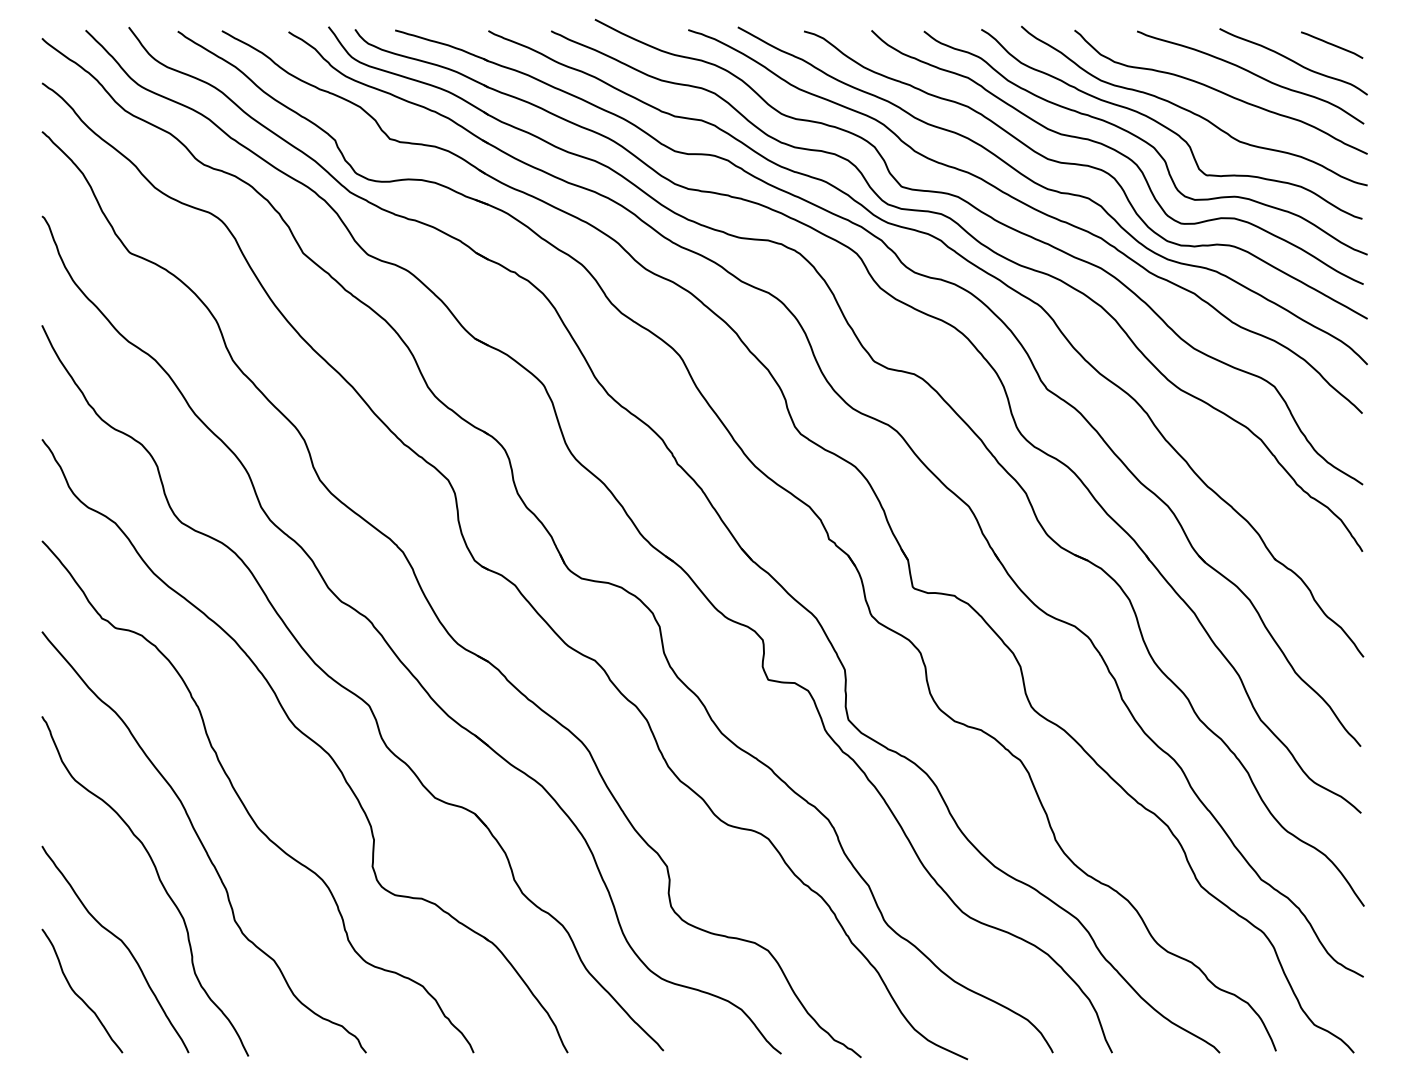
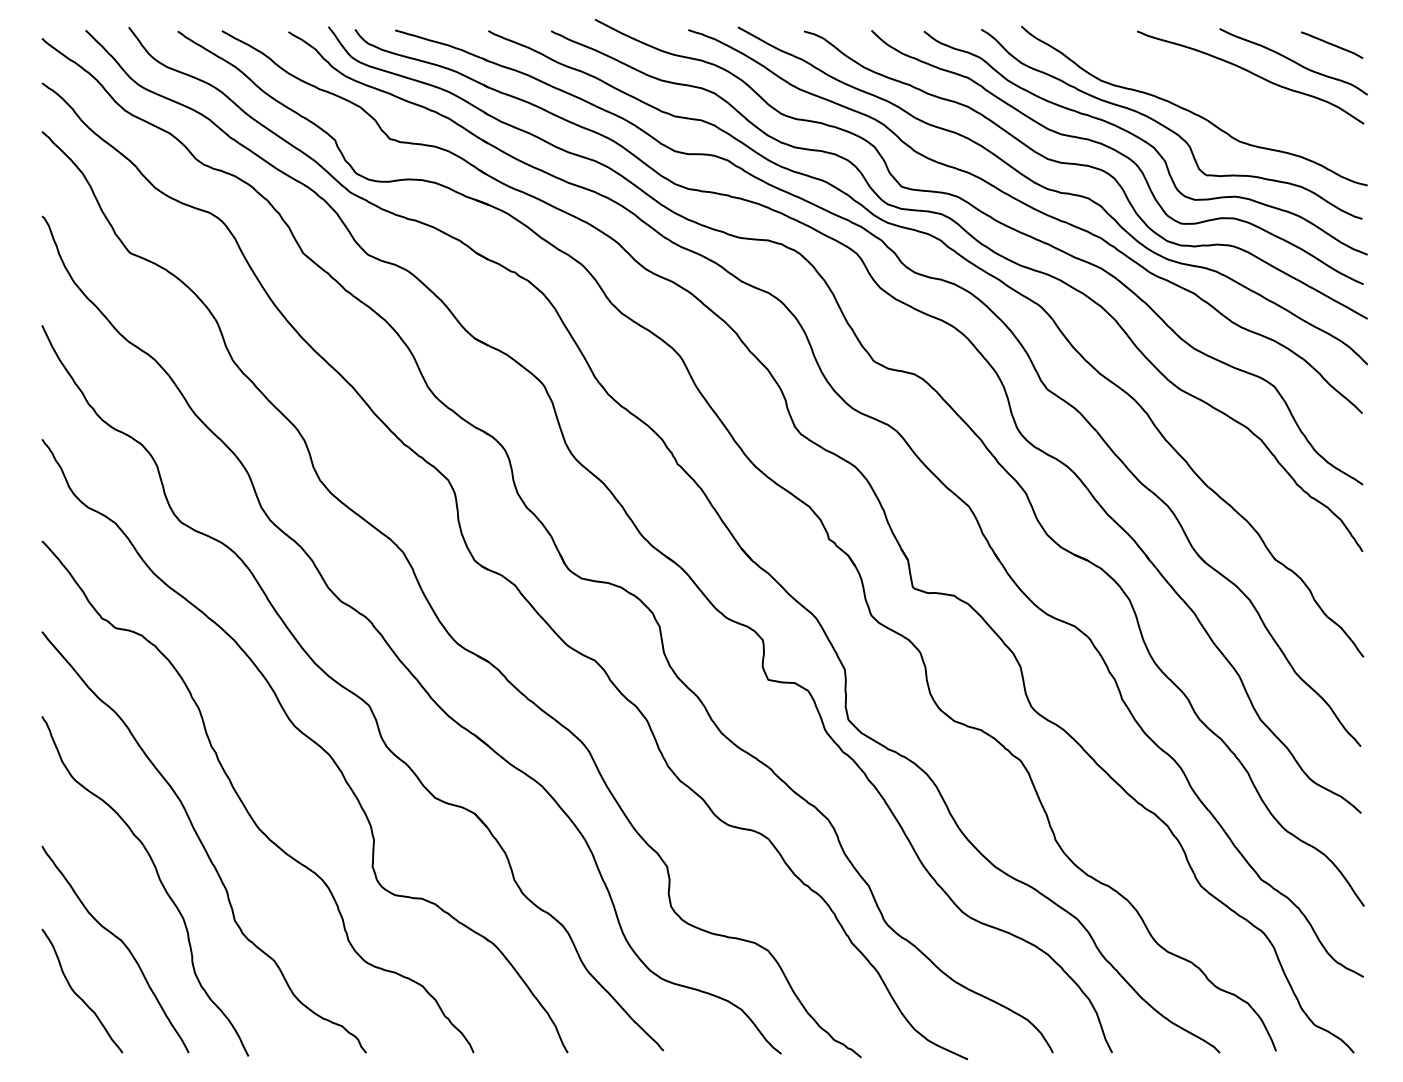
curve: present -> none (1220, 91)
